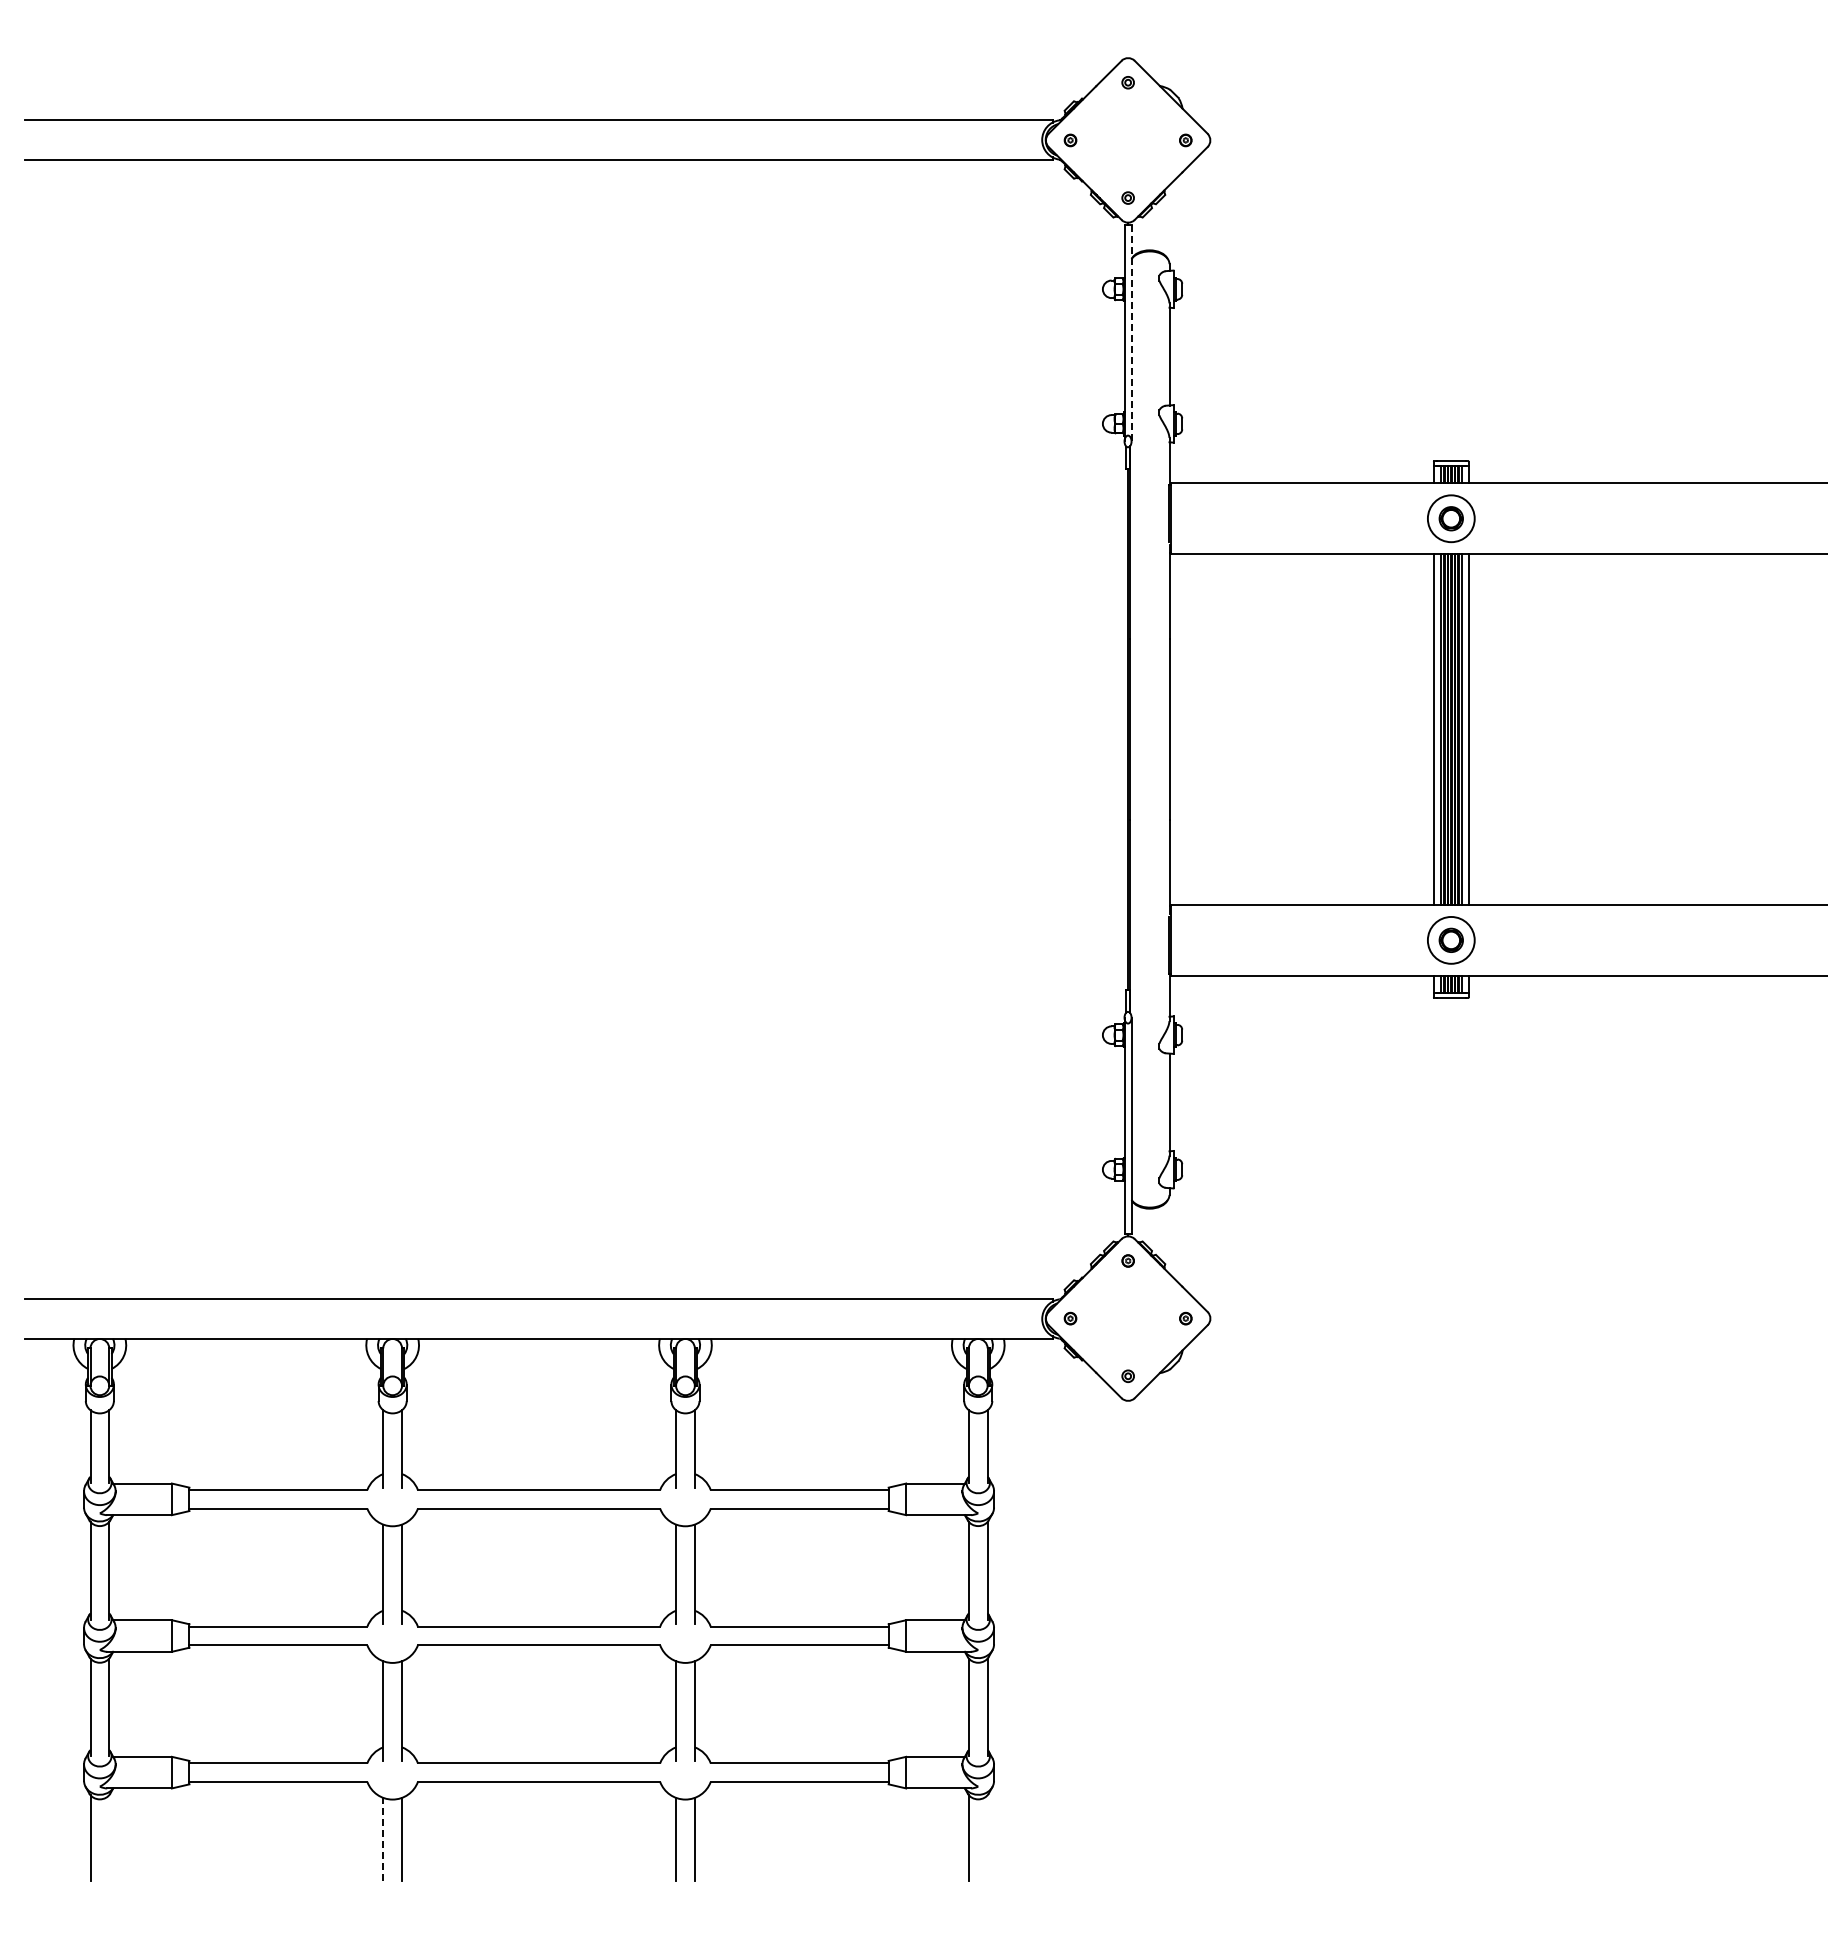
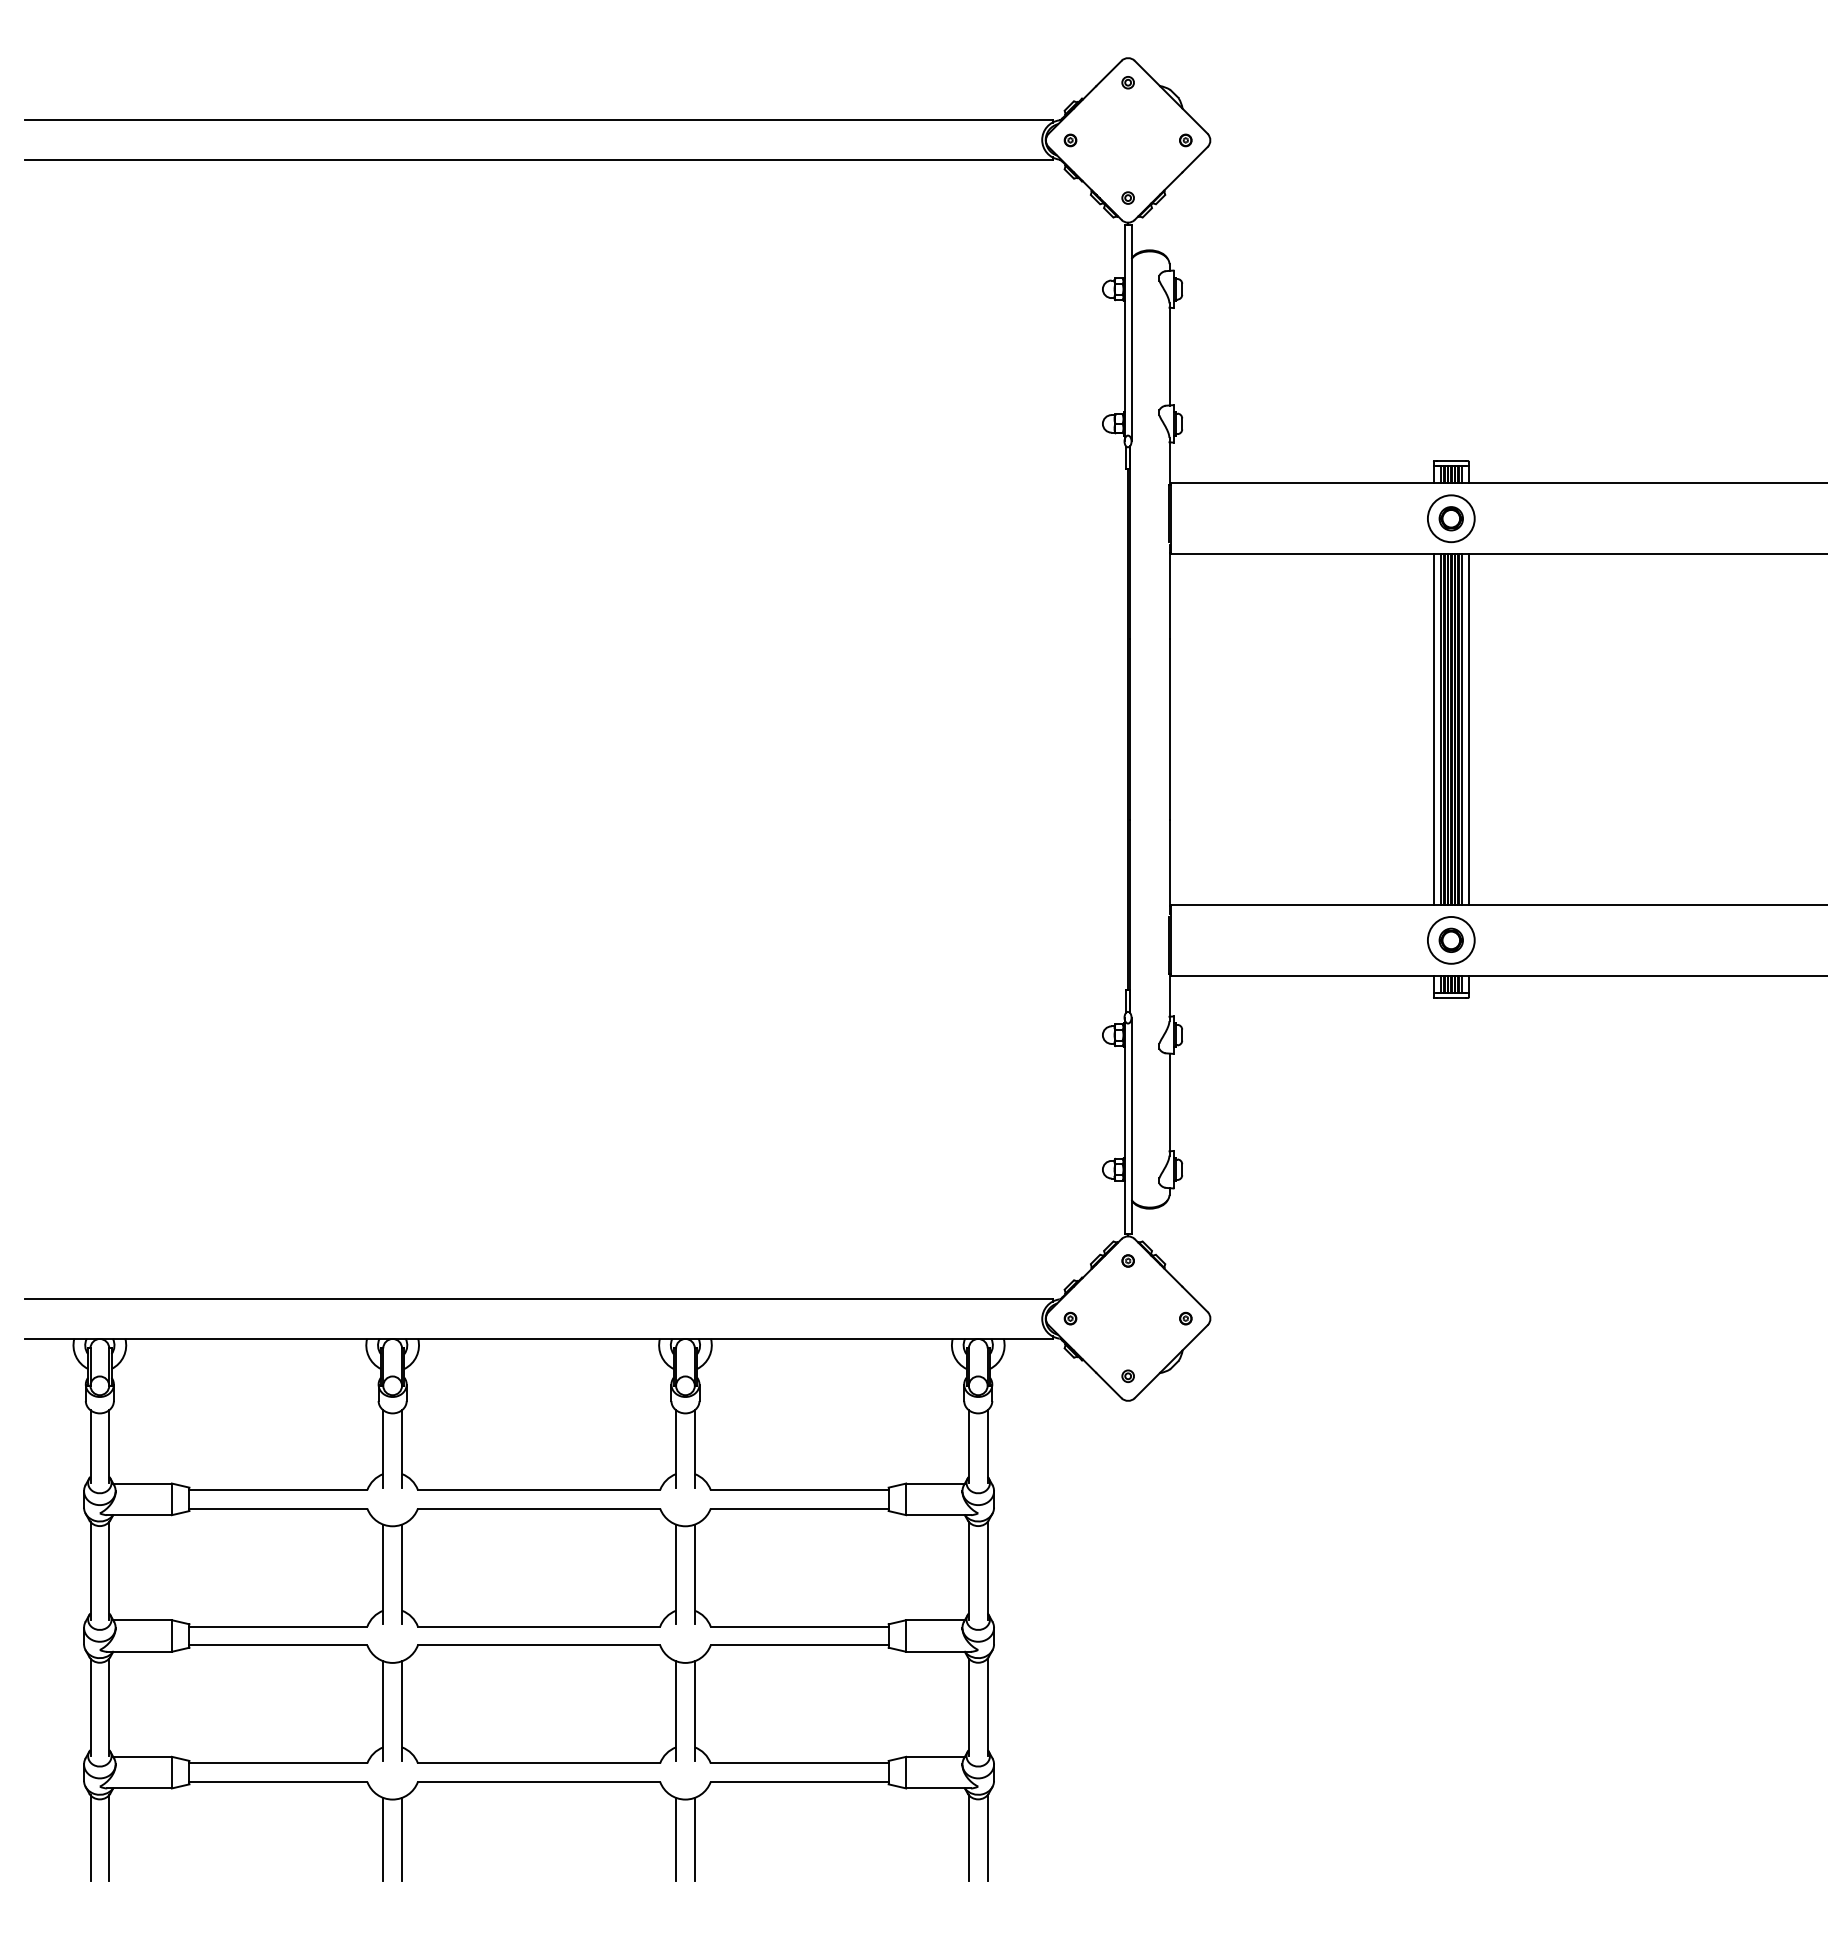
line: dashed -> solid (1131, 333)
line: none -> present (109, 1837)
line: none -> present (987, 1837)
line: dashed -> solid (383, 1838)
